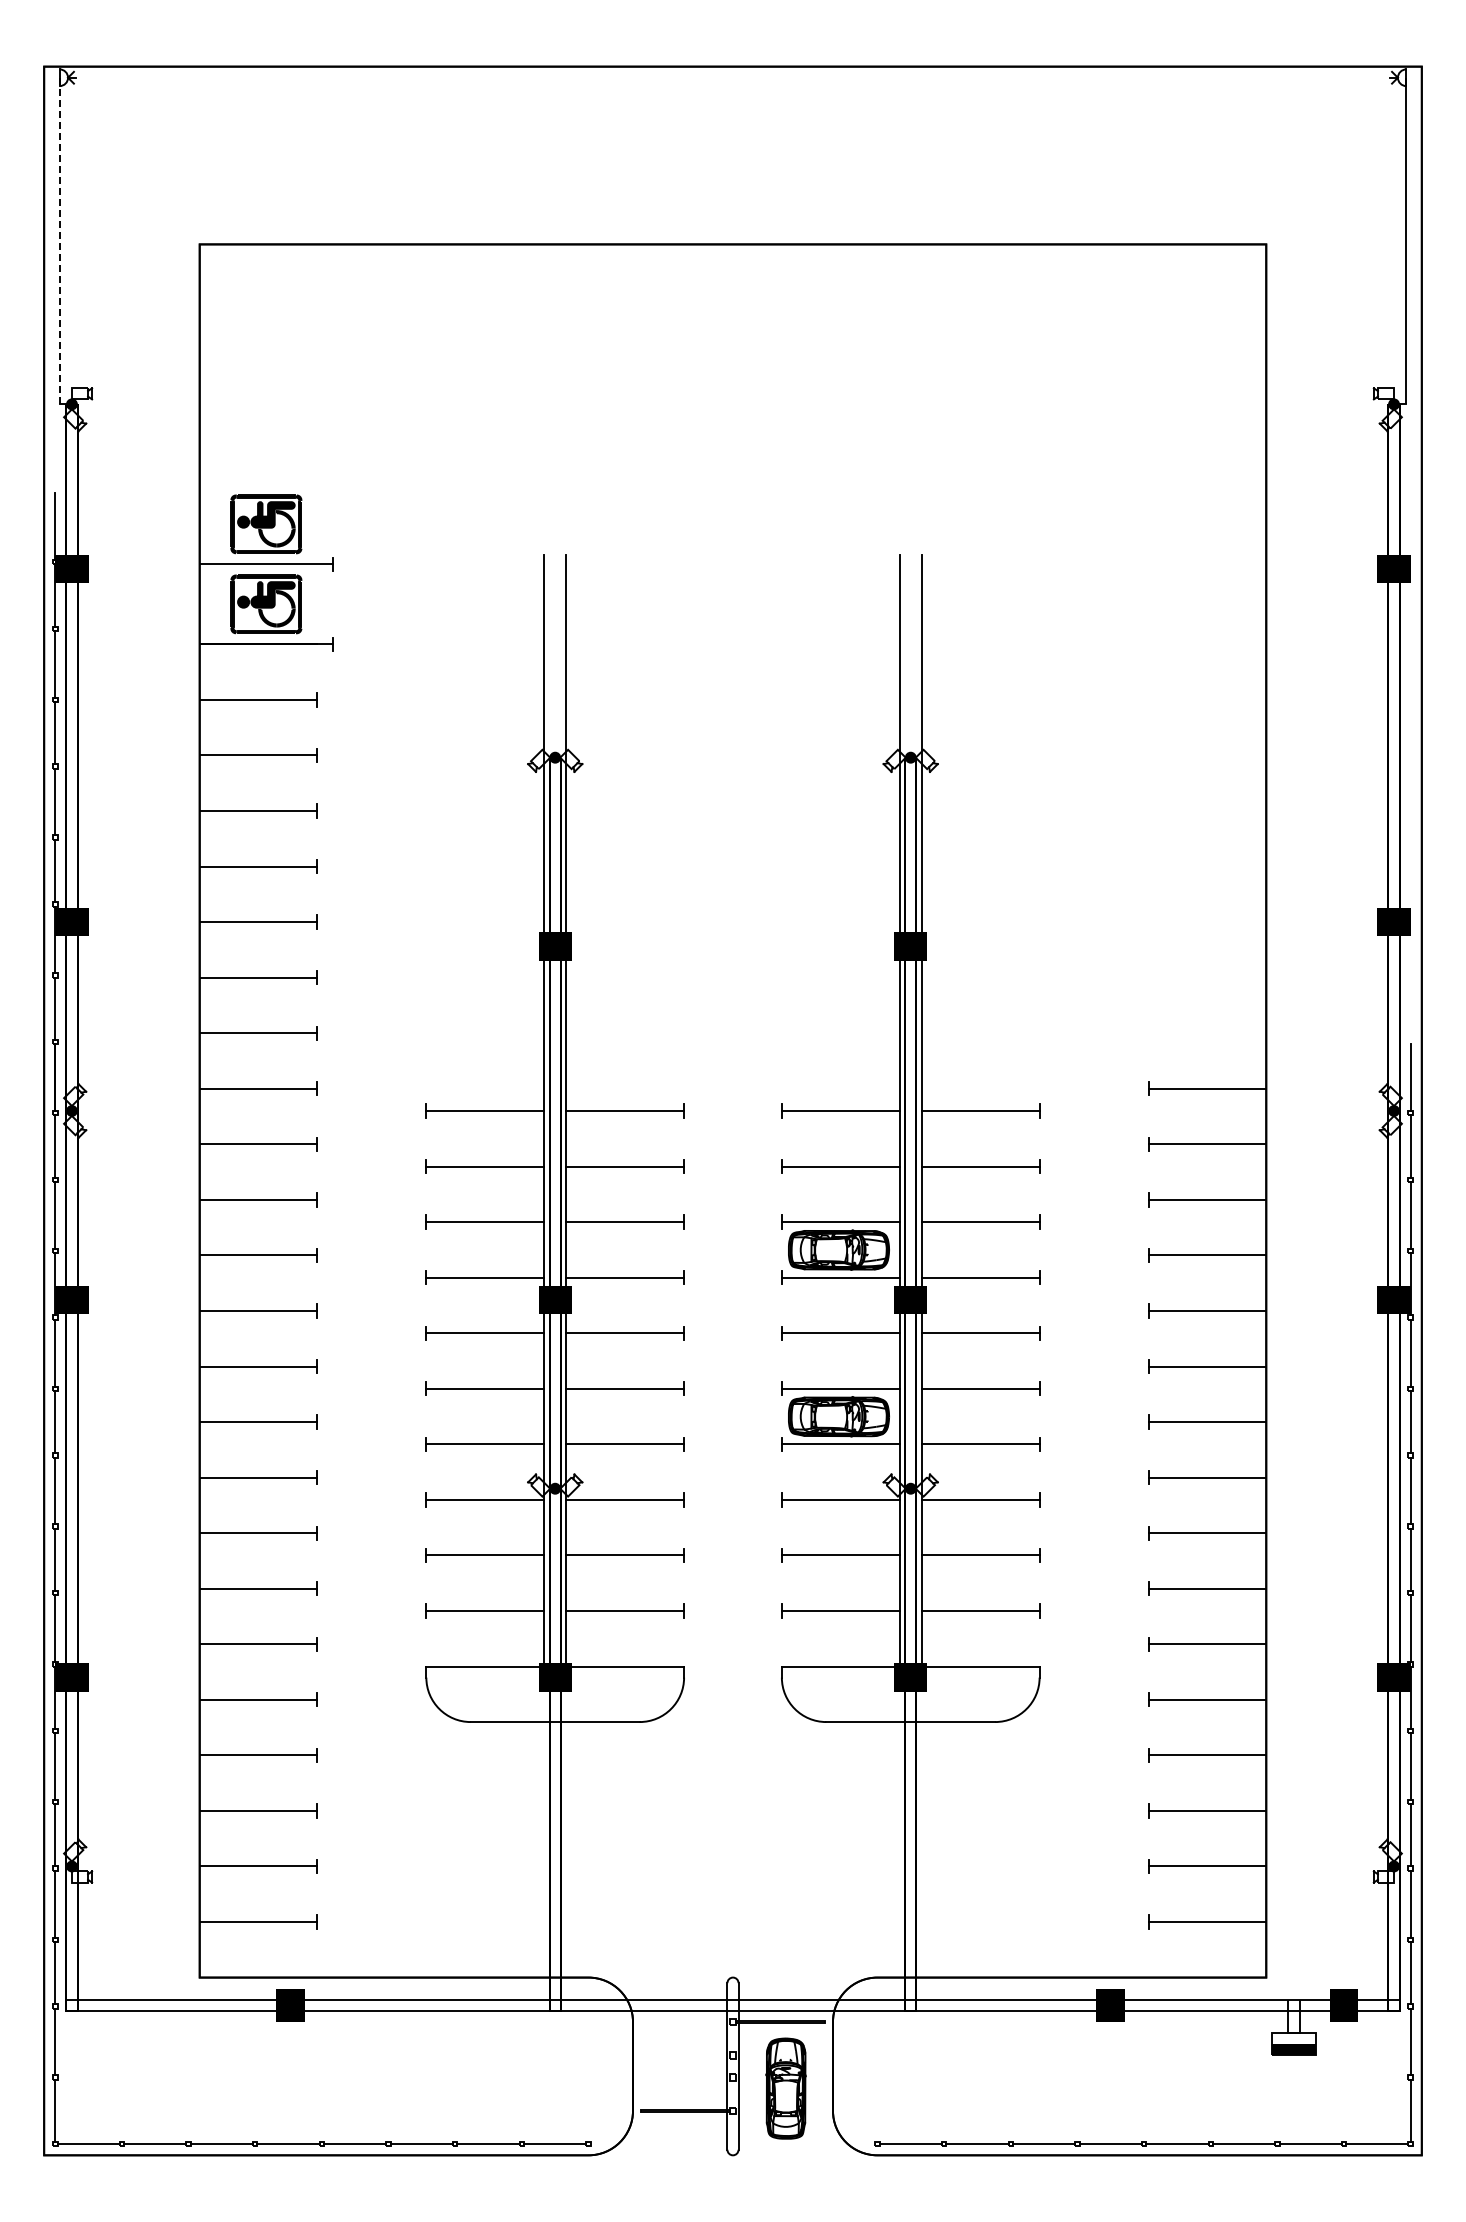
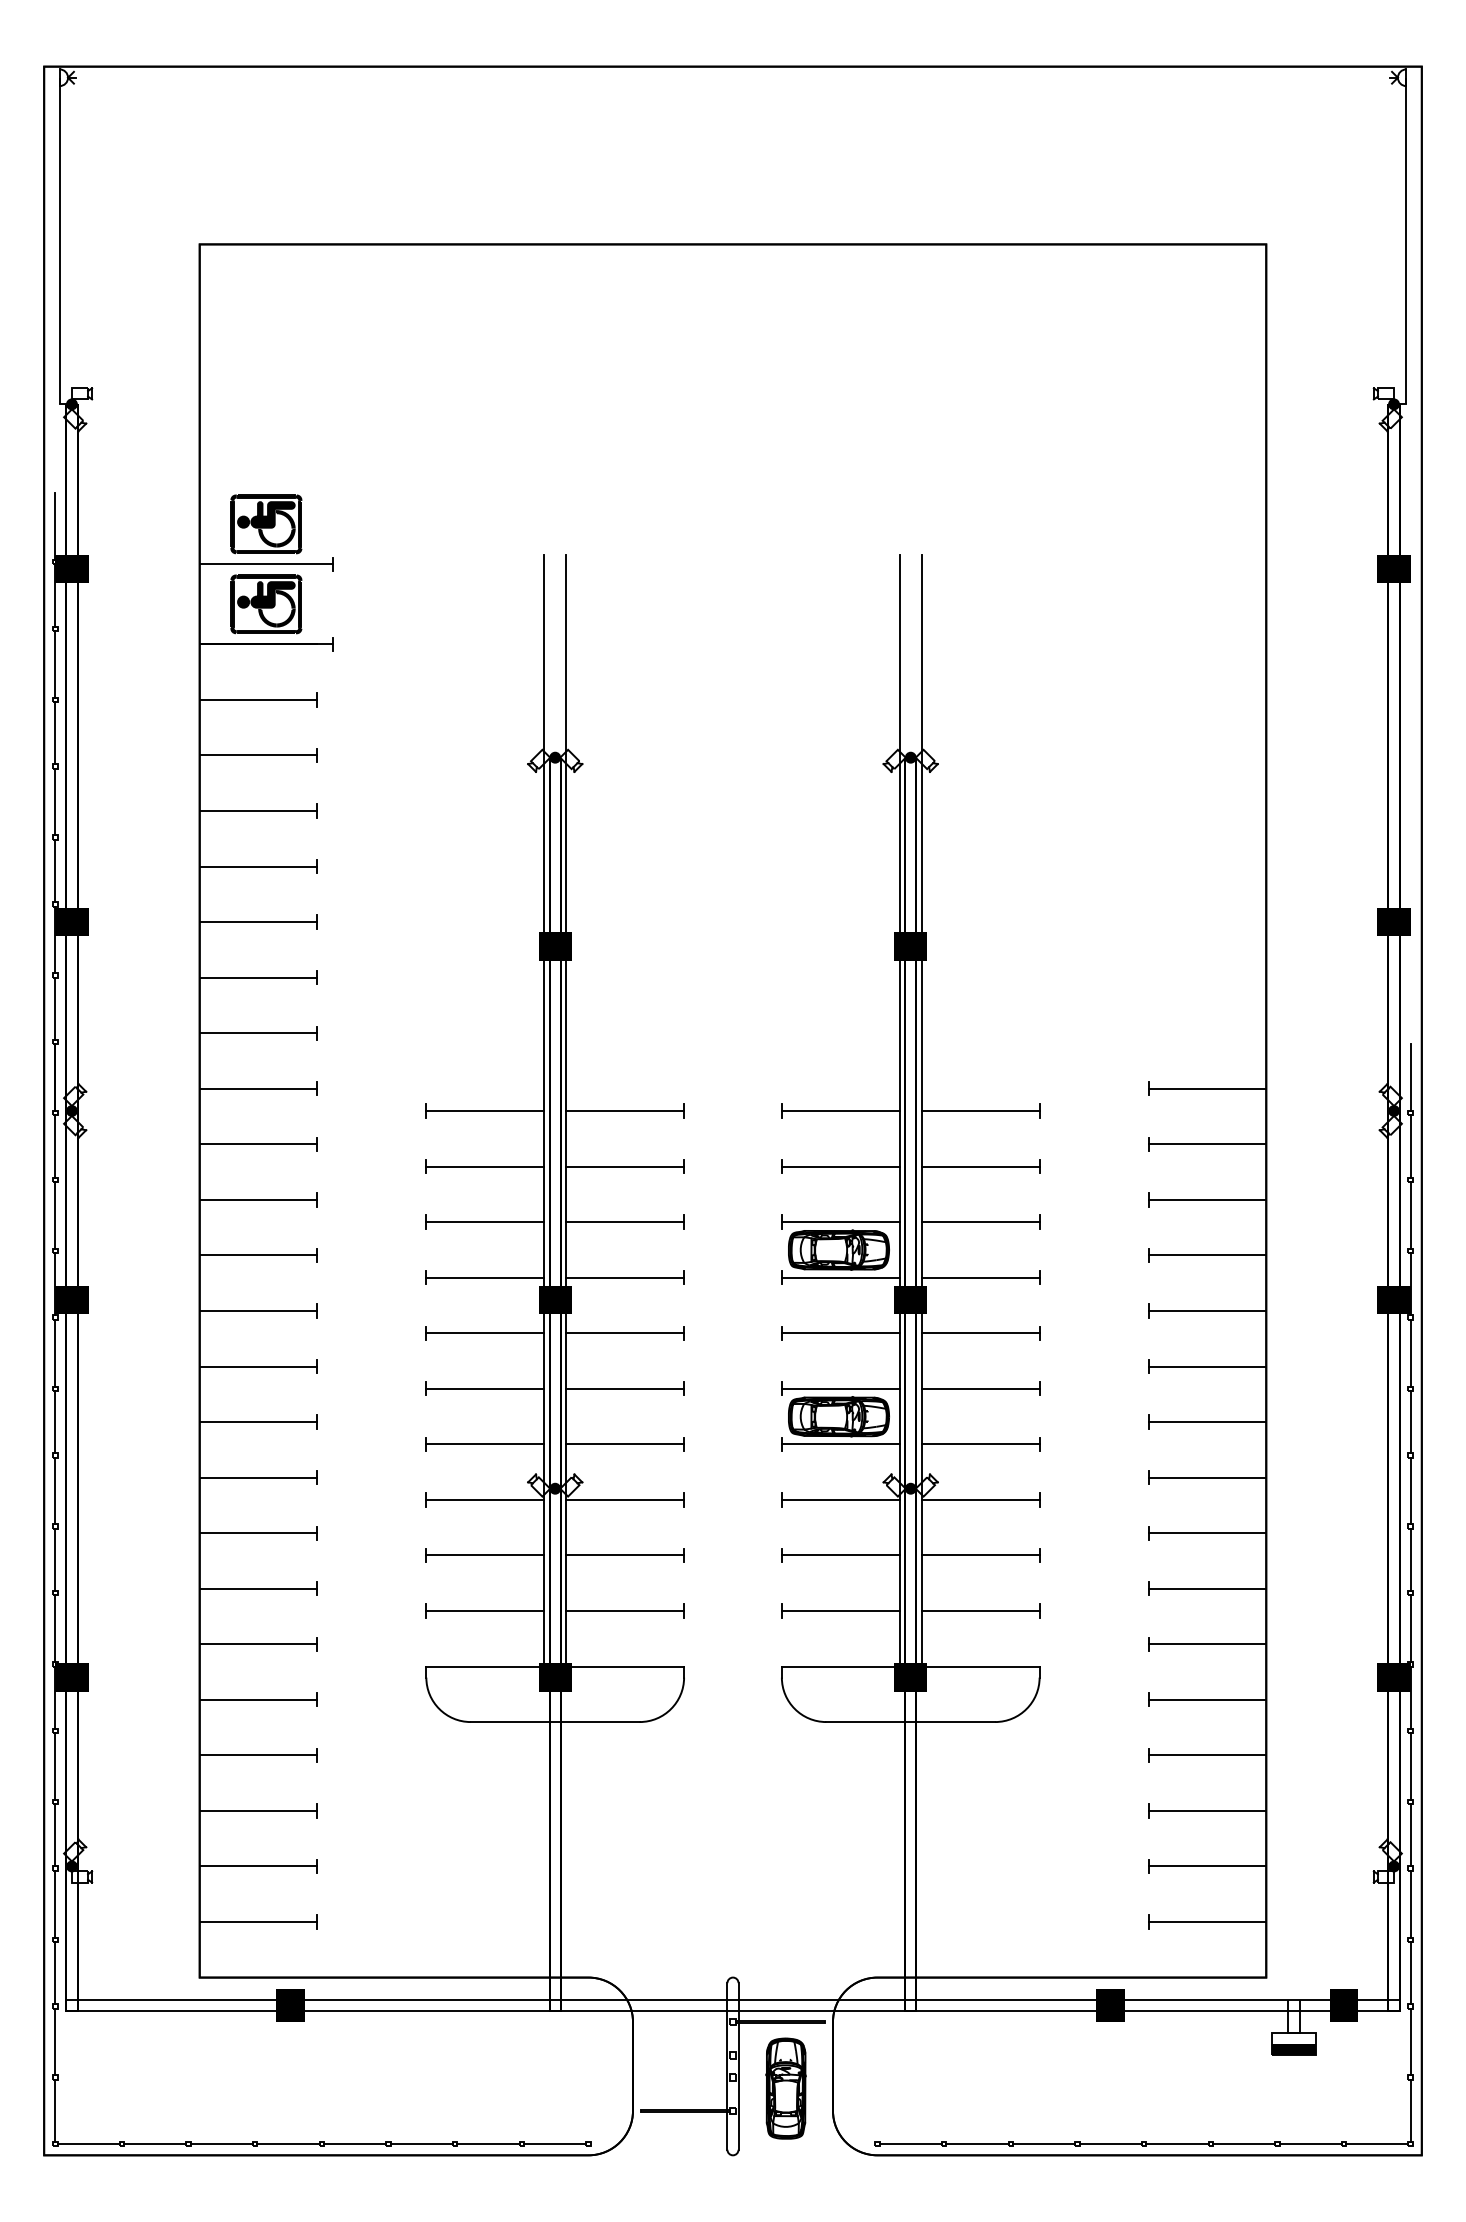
line: dashed -> solid (59, 241)
